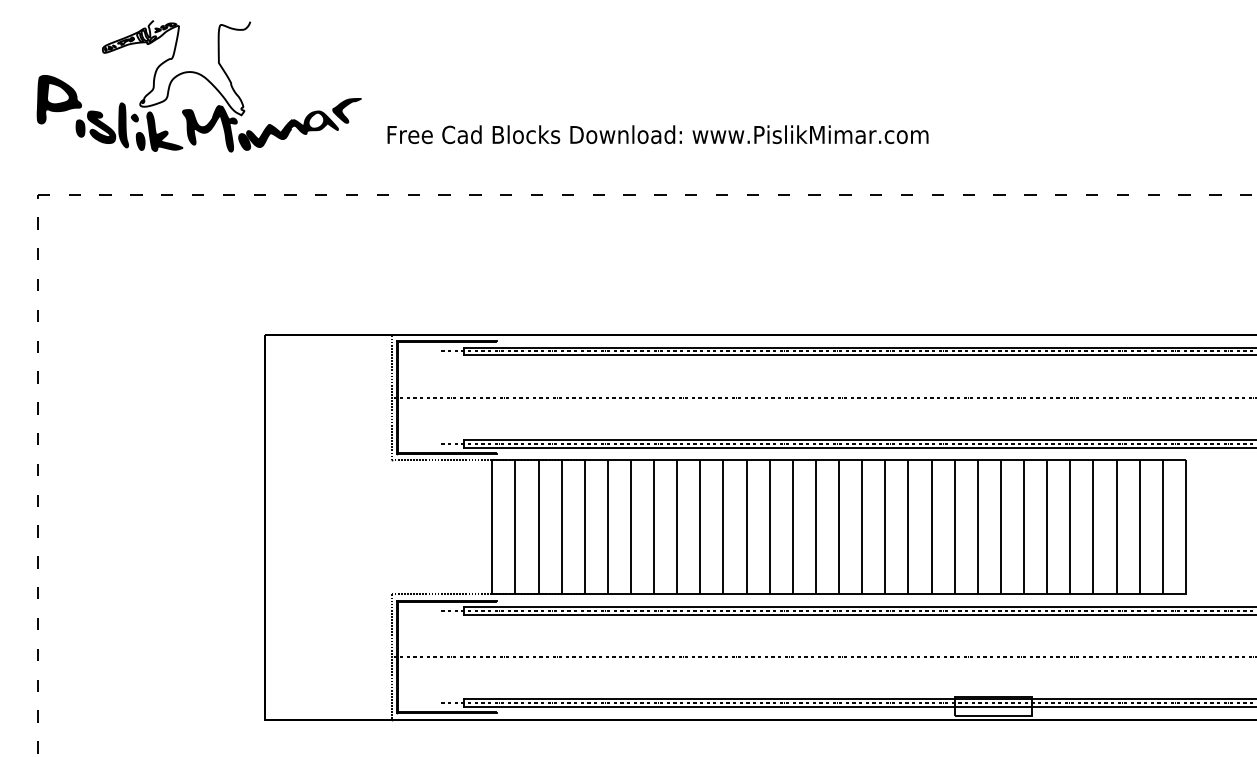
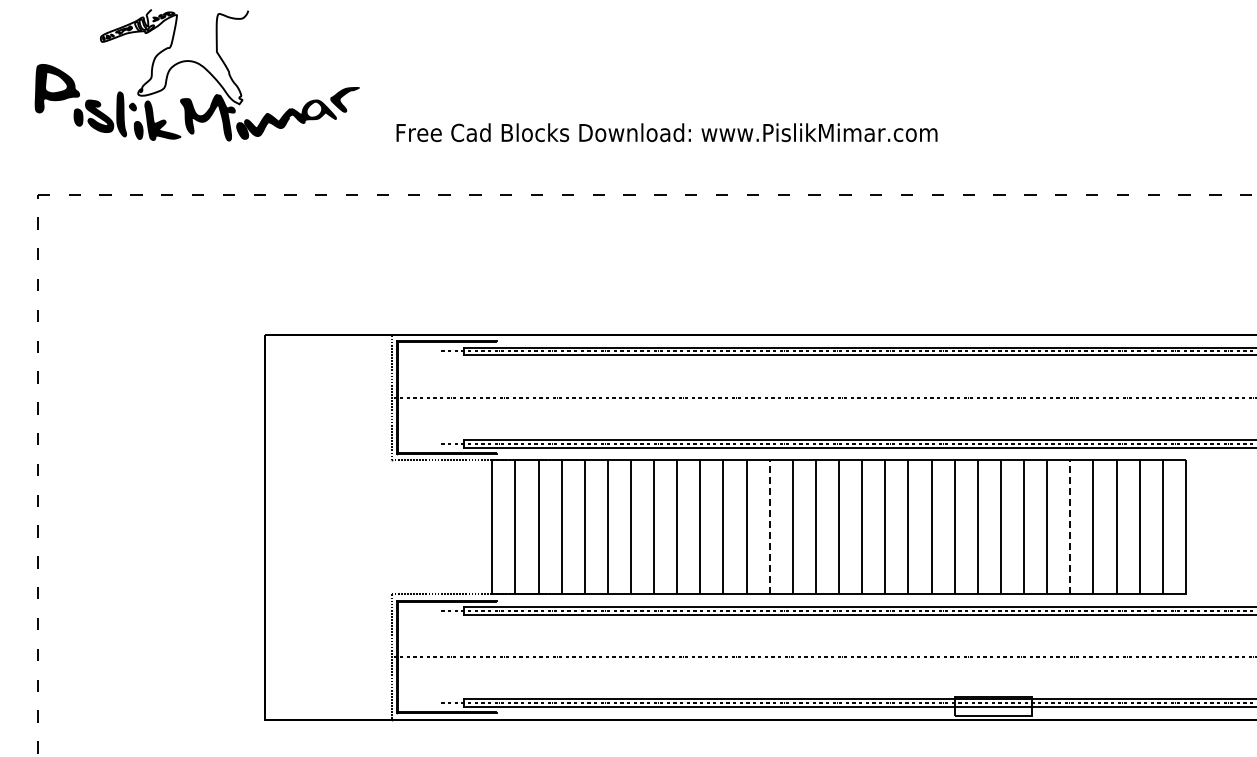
part position: (202, 77) -> (200, 66) (200, 66)
text position: (657, 134) -> (666, 132) (666, 132)
line: solid -> dashed (769, 527)
line: solid -> dashed (1070, 527)
